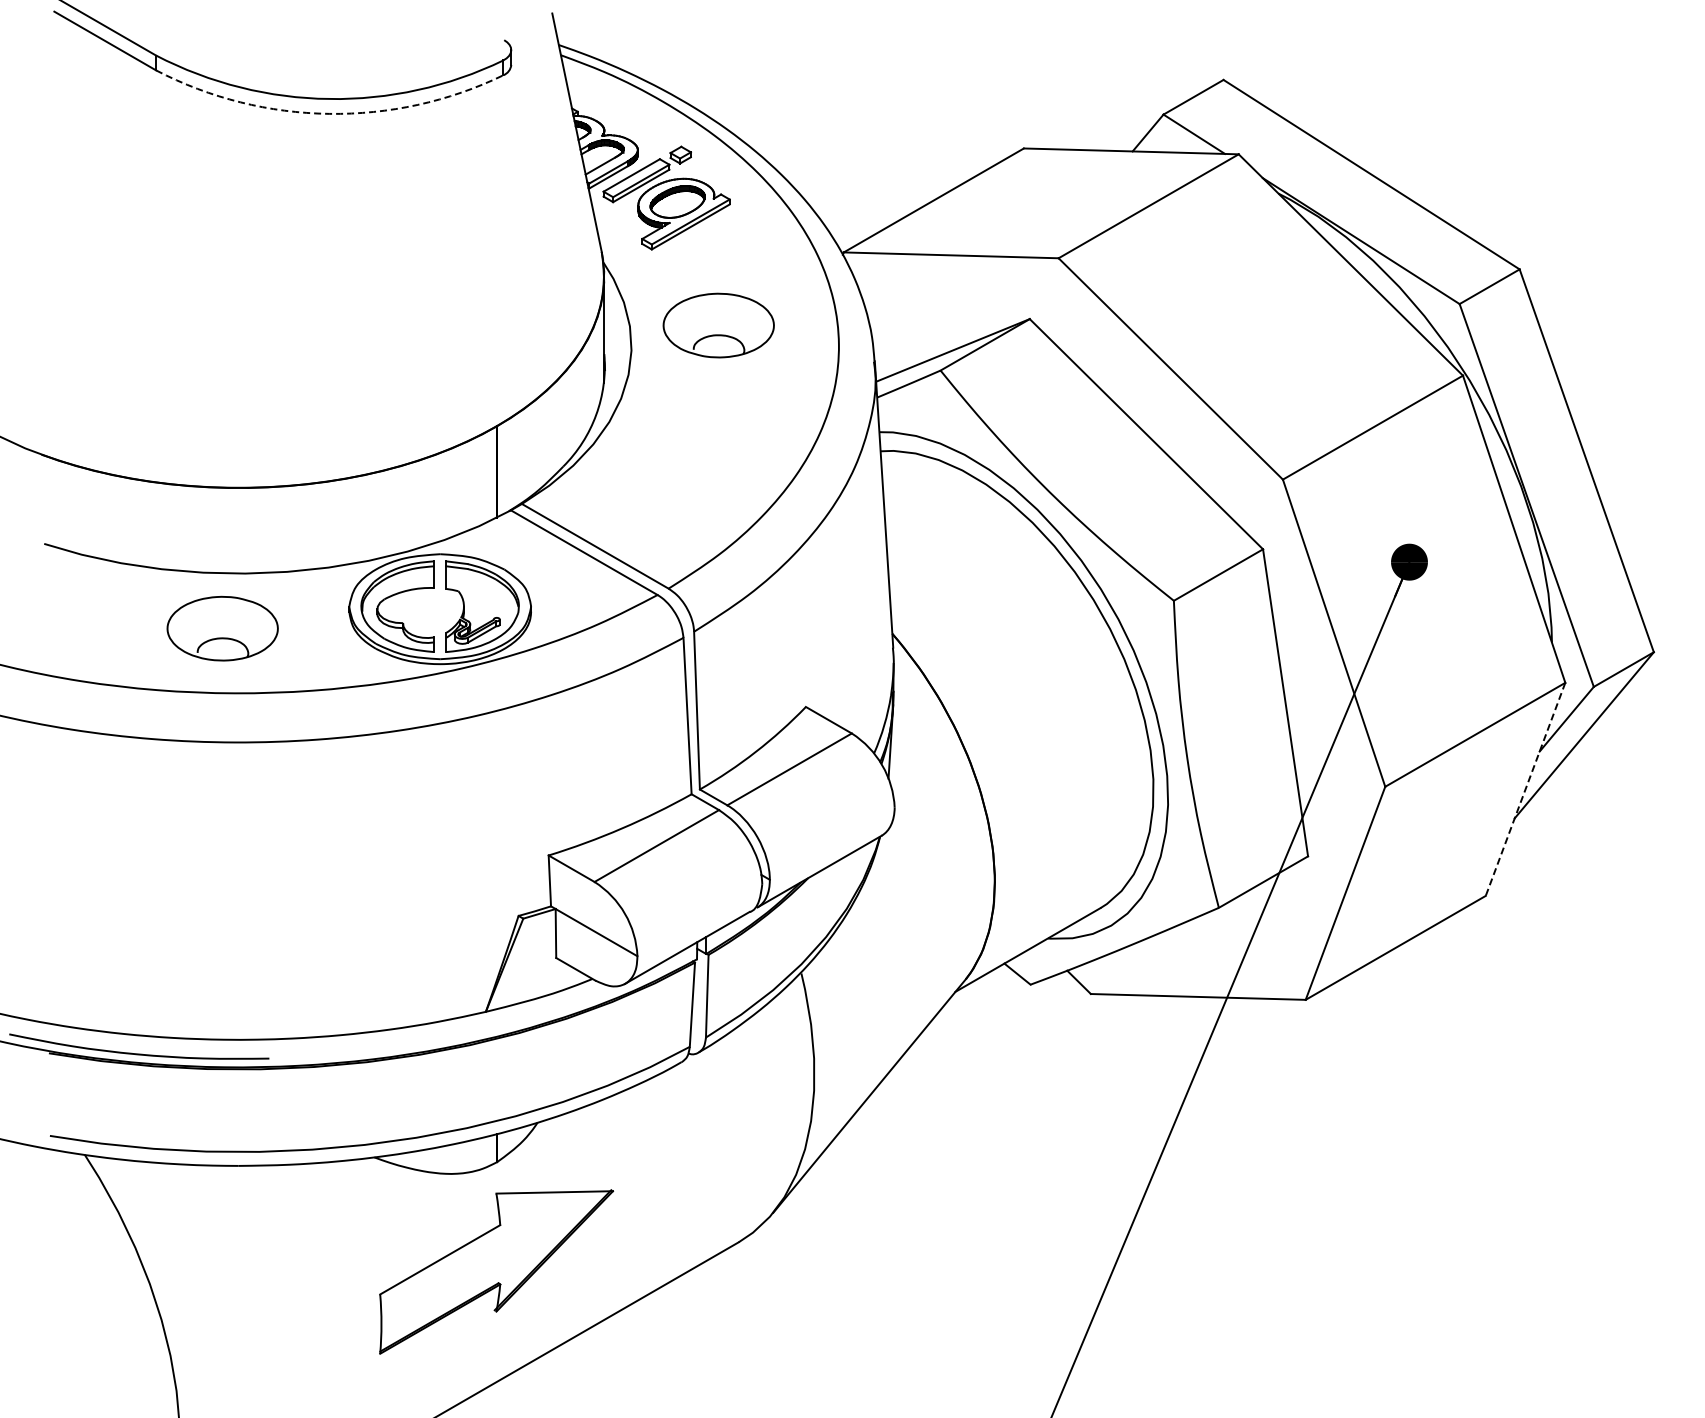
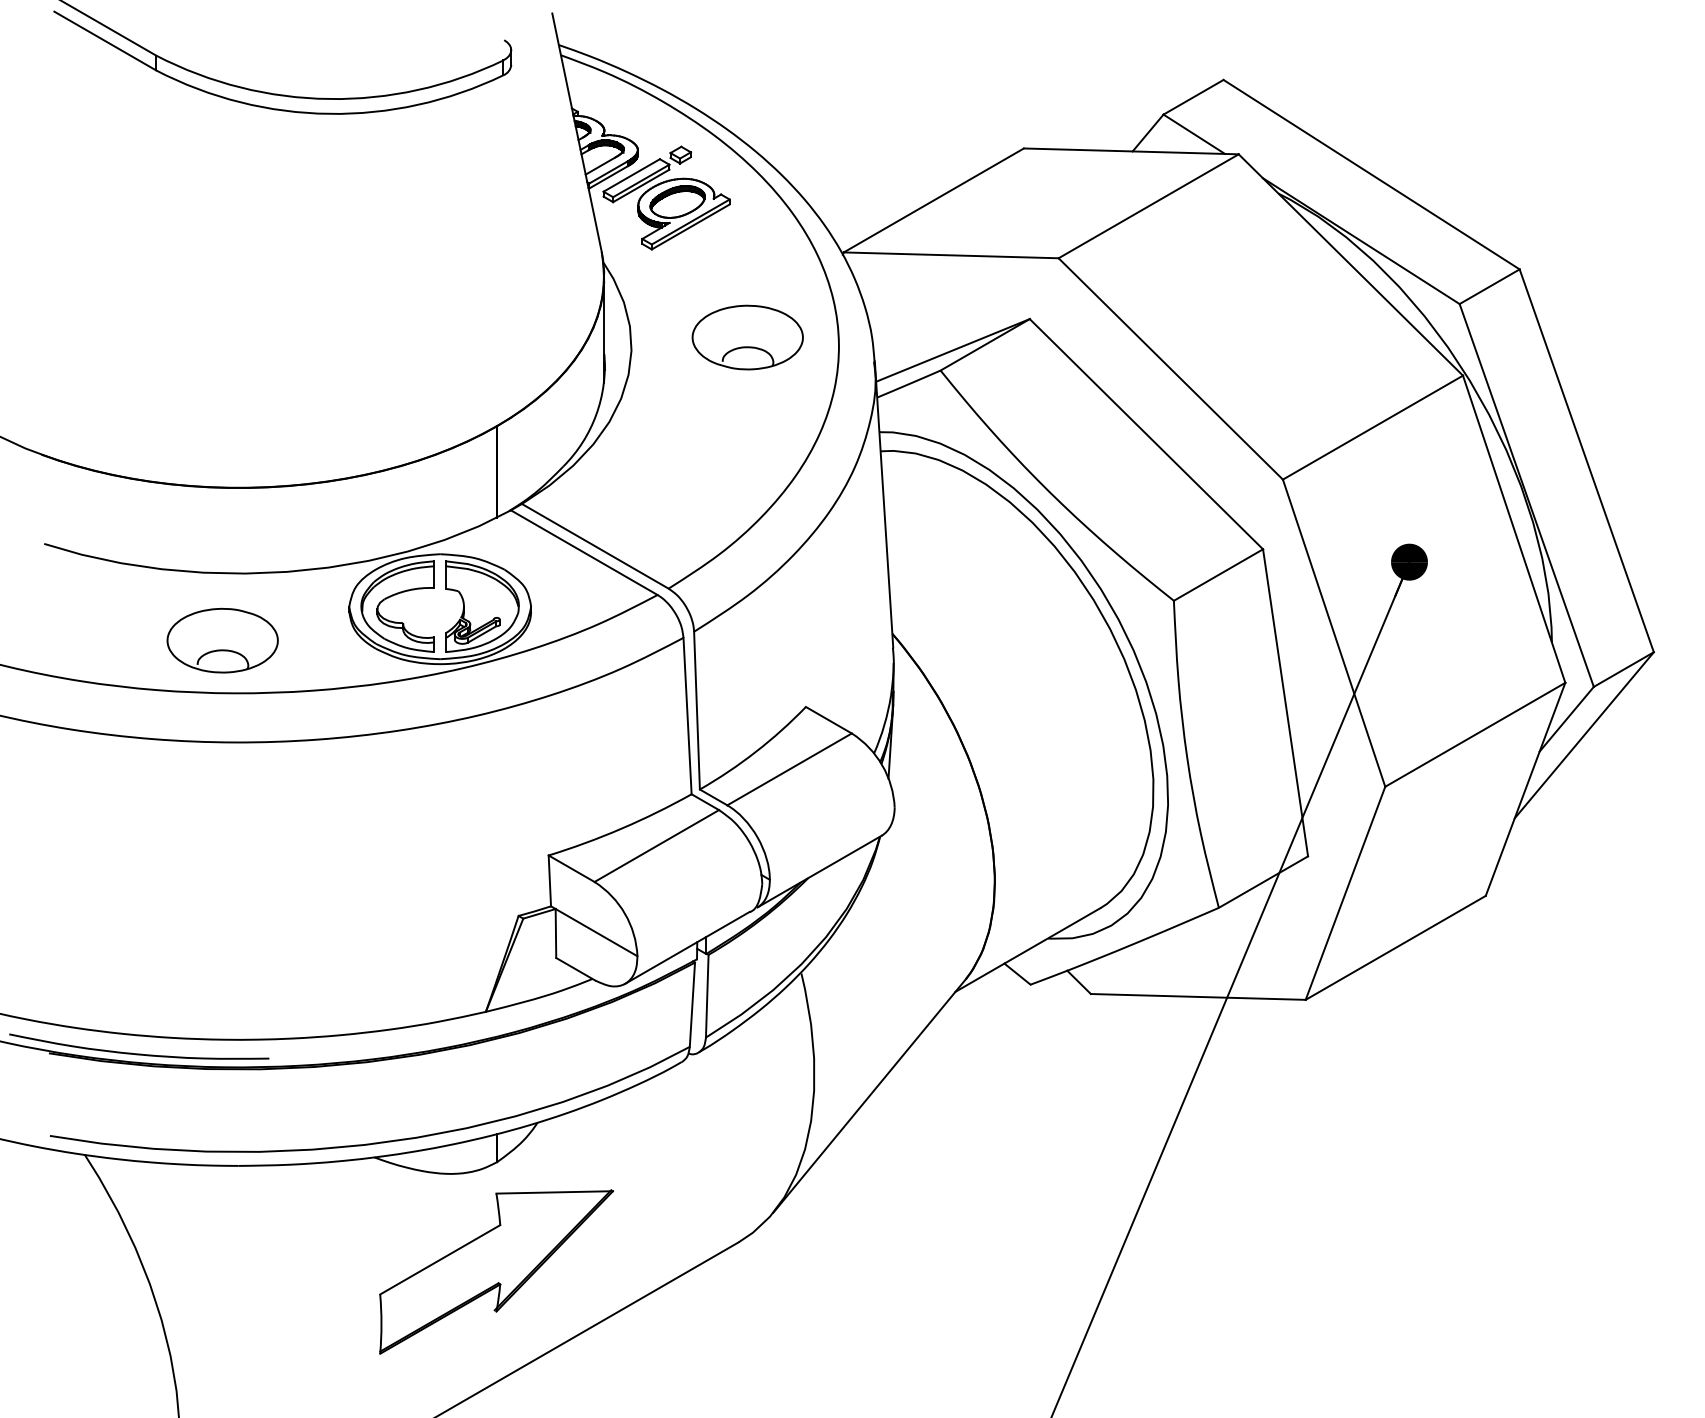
arc: dashed -> solid (329, 113)
part position: (718, 325) -> (747, 337) (747, 337)
part position: (222, 628) -> (222, 640) (222, 640)
line: dashed -> solid (1525, 789)
